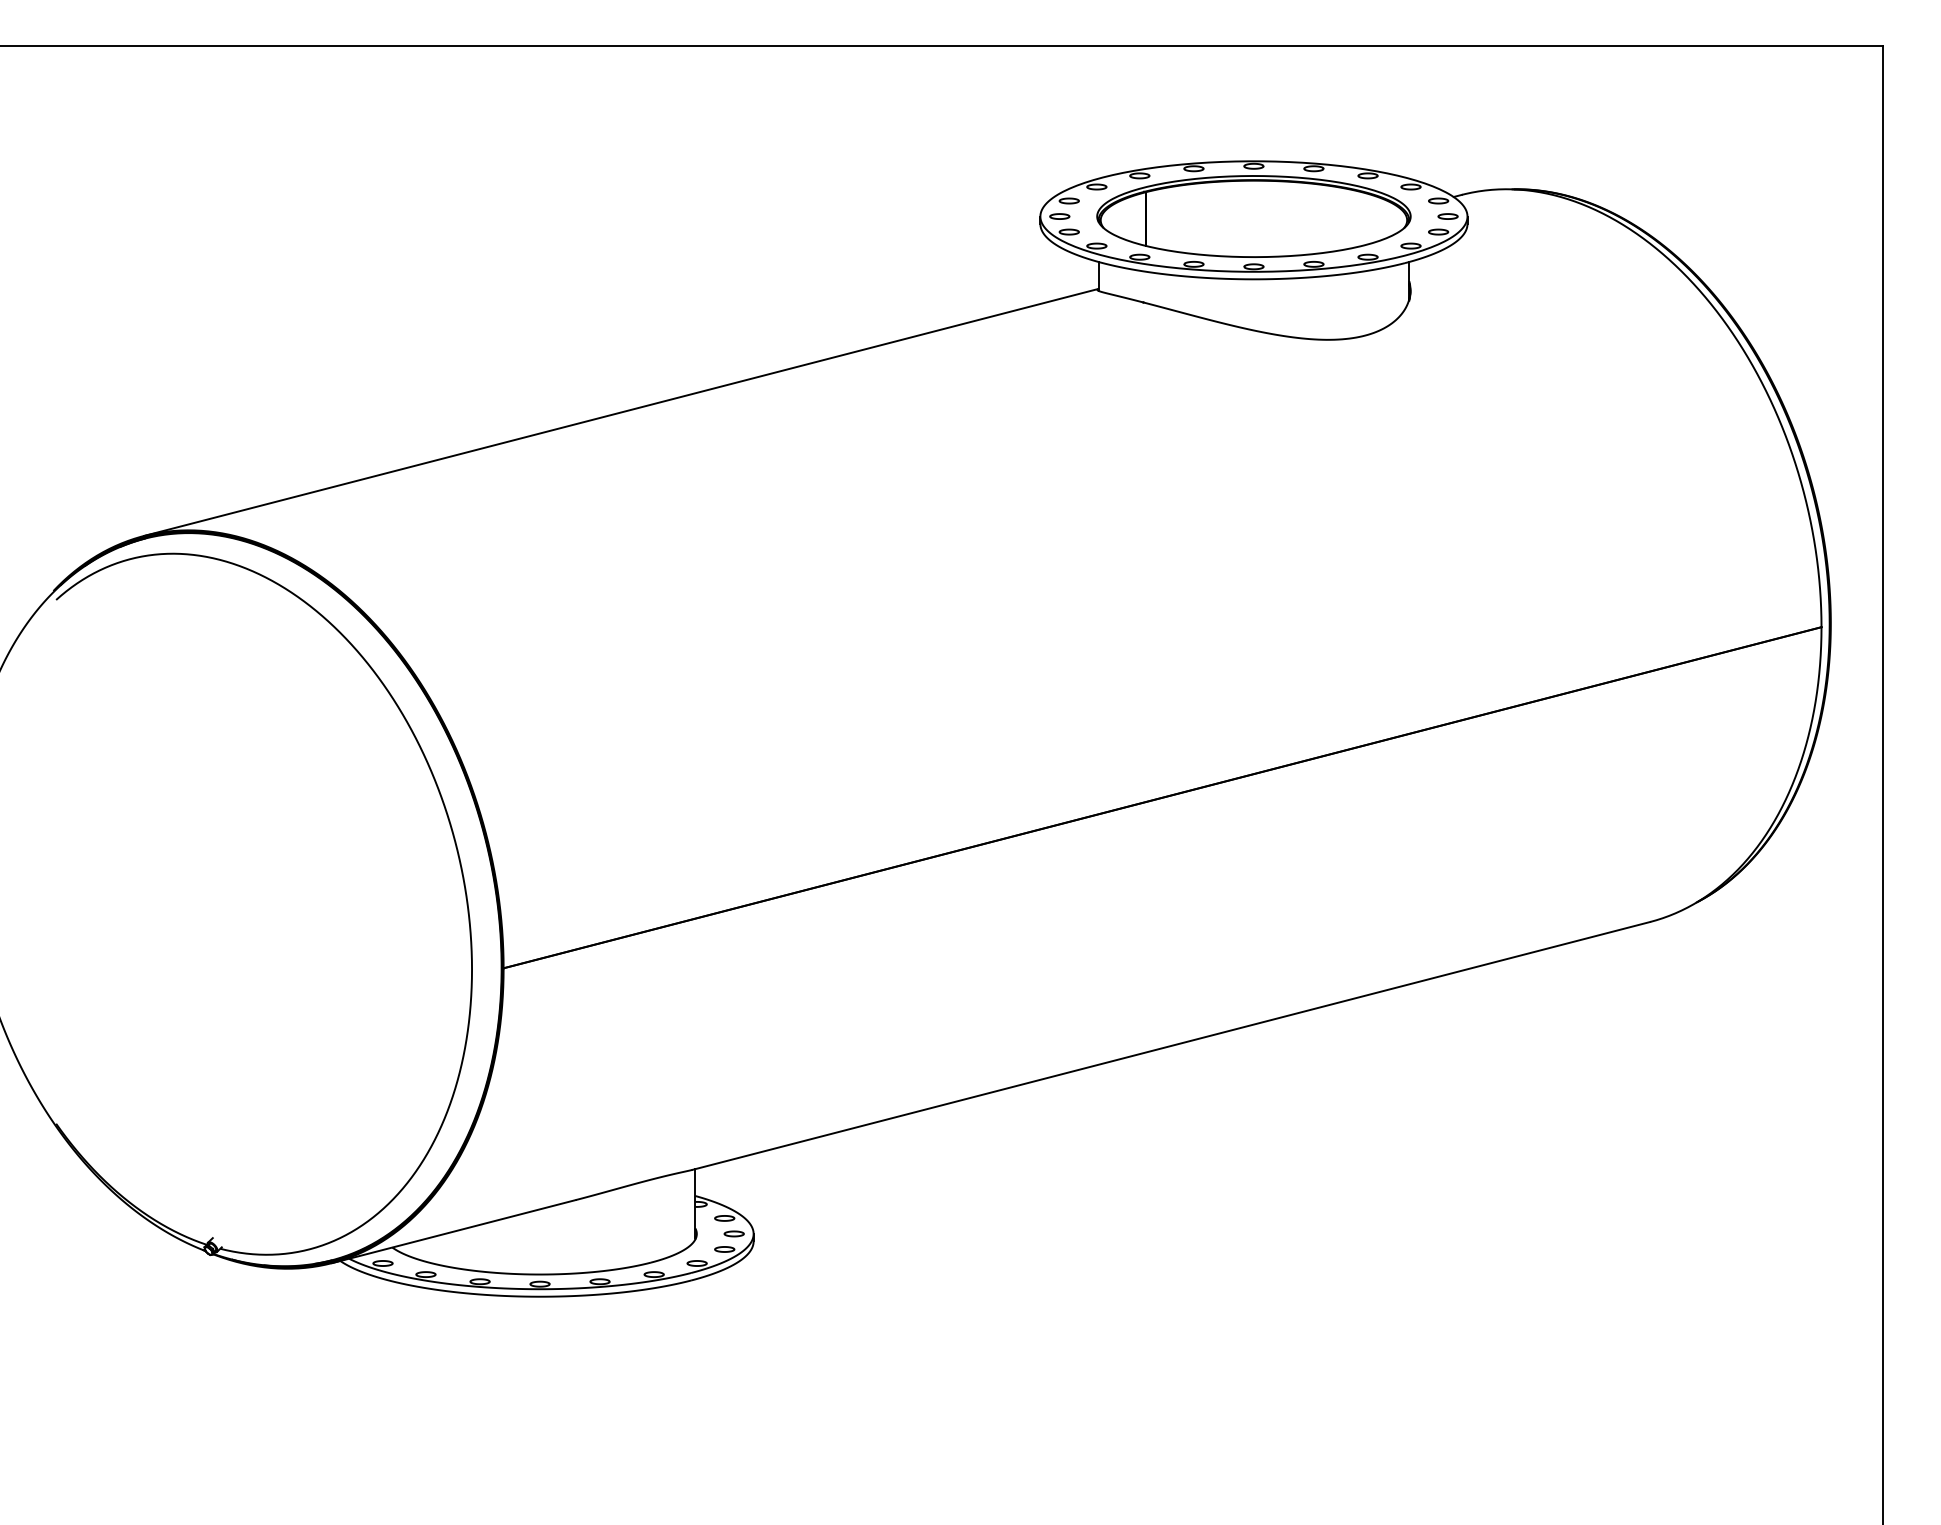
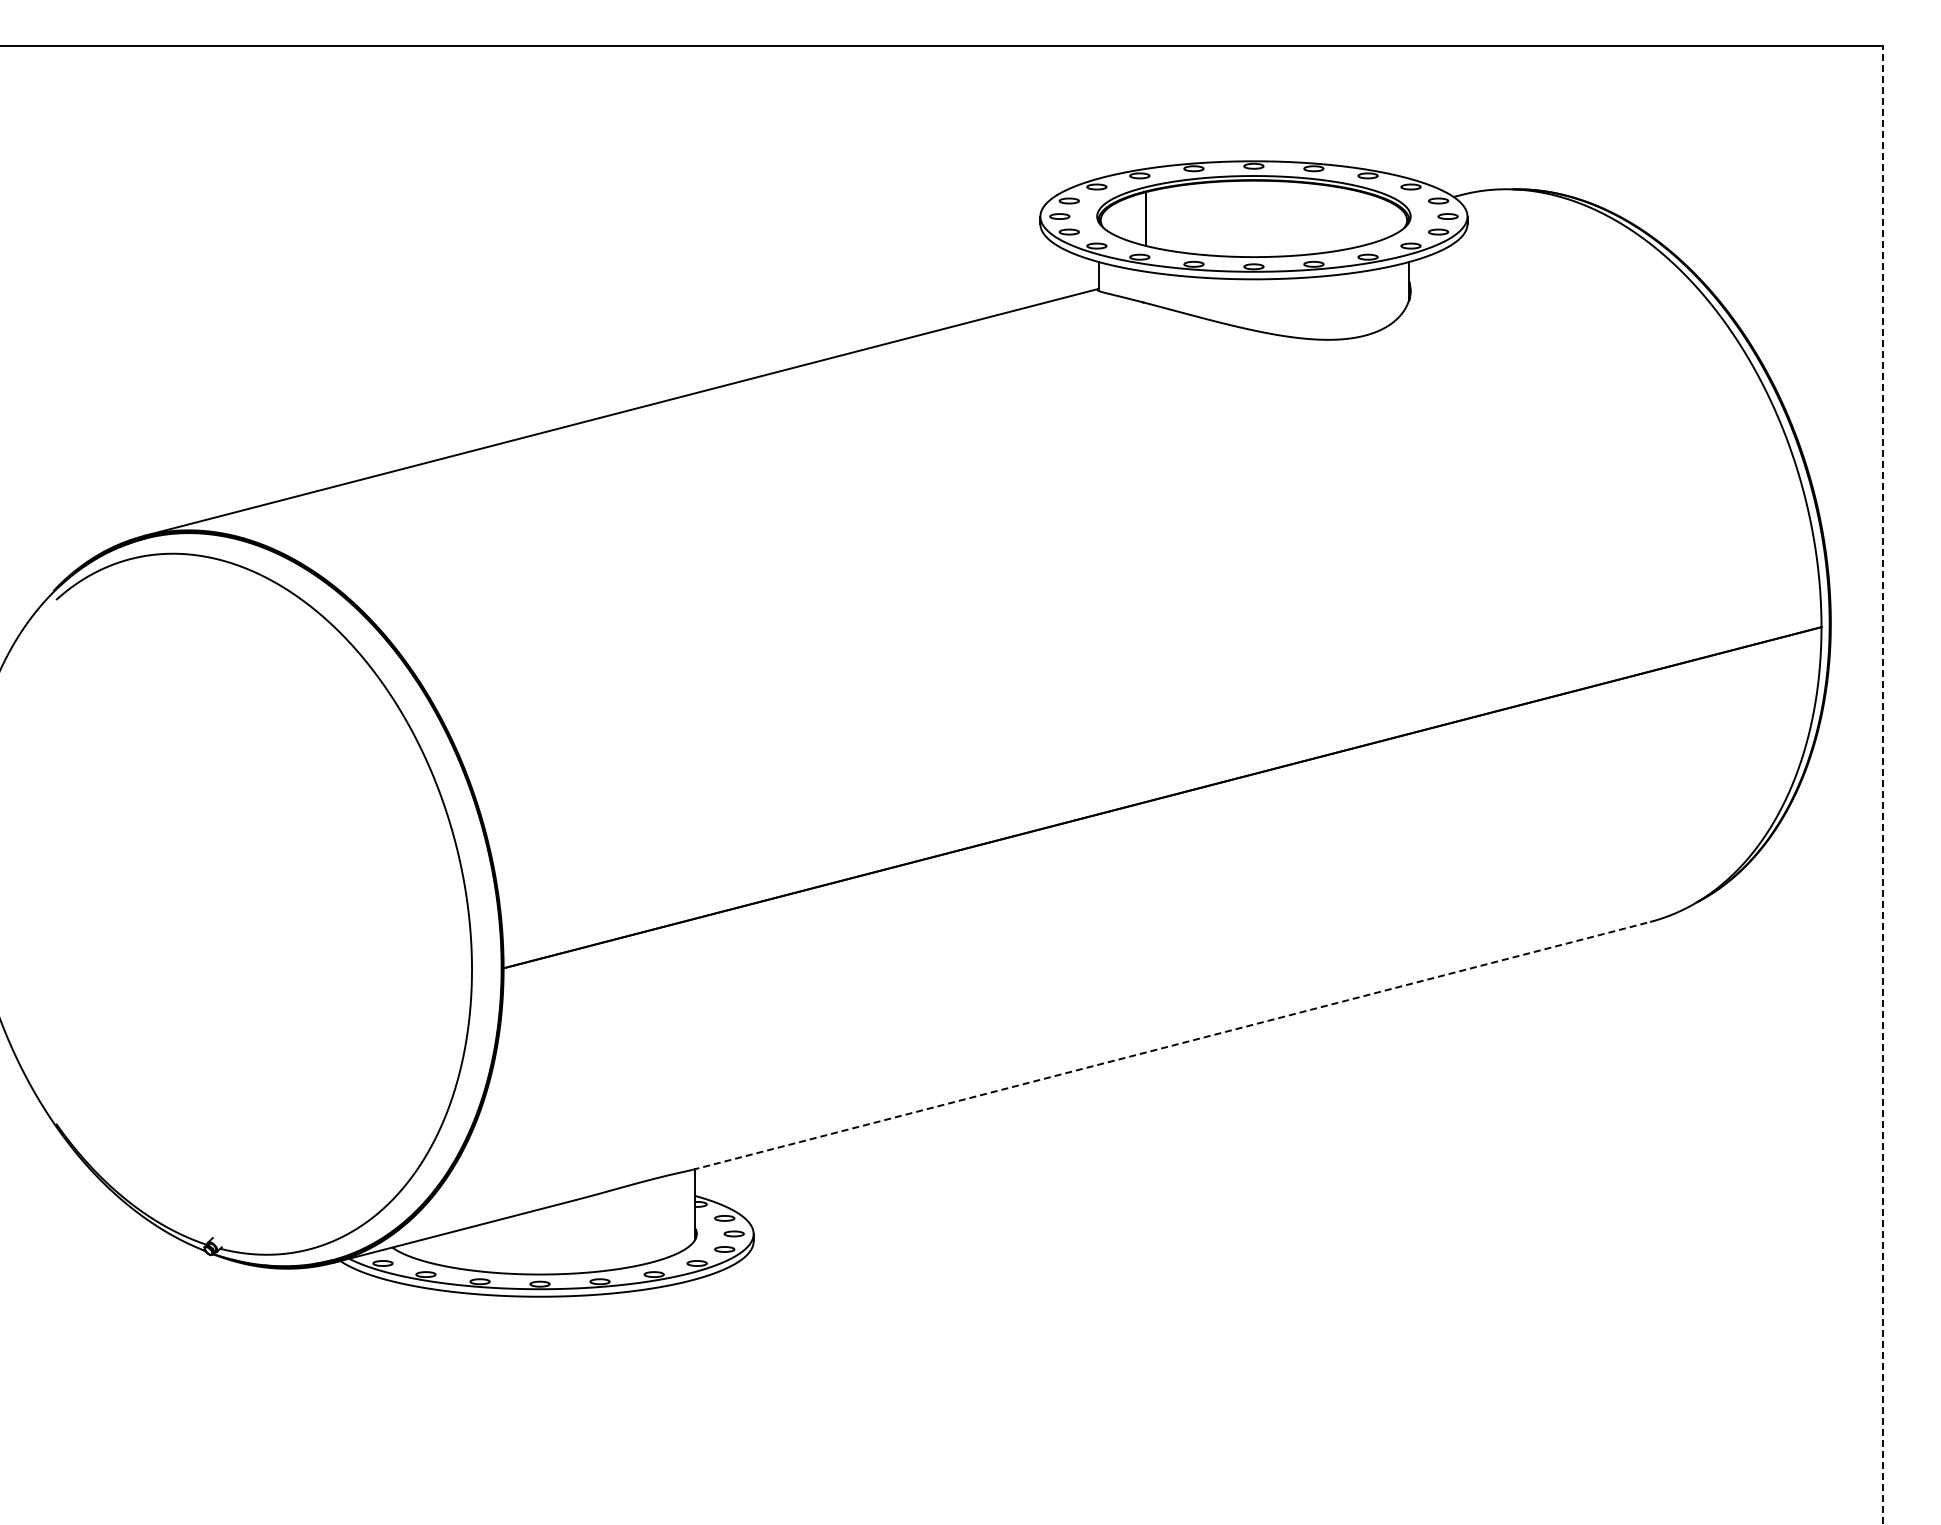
line: solid -> dashed (1882, 784)
line: solid -> dashed (1171, 1045)
